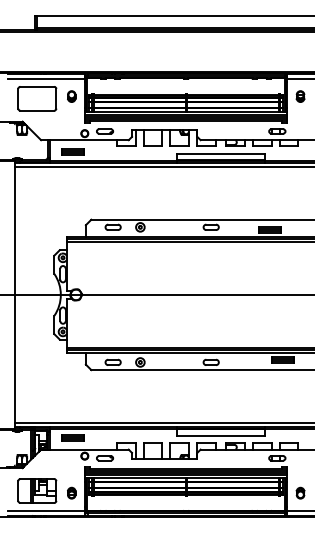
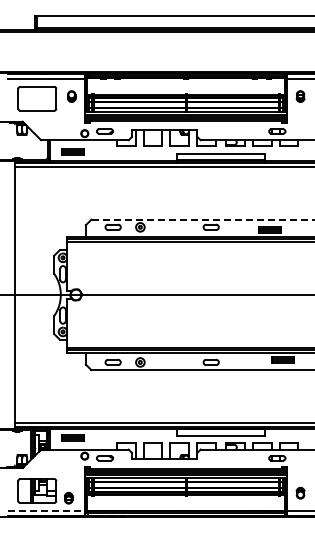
line: solid -> dashed (202, 219)
part position: (71, 492) -> (68, 497) (68, 497)
line: solid -> dashed (46, 510)
